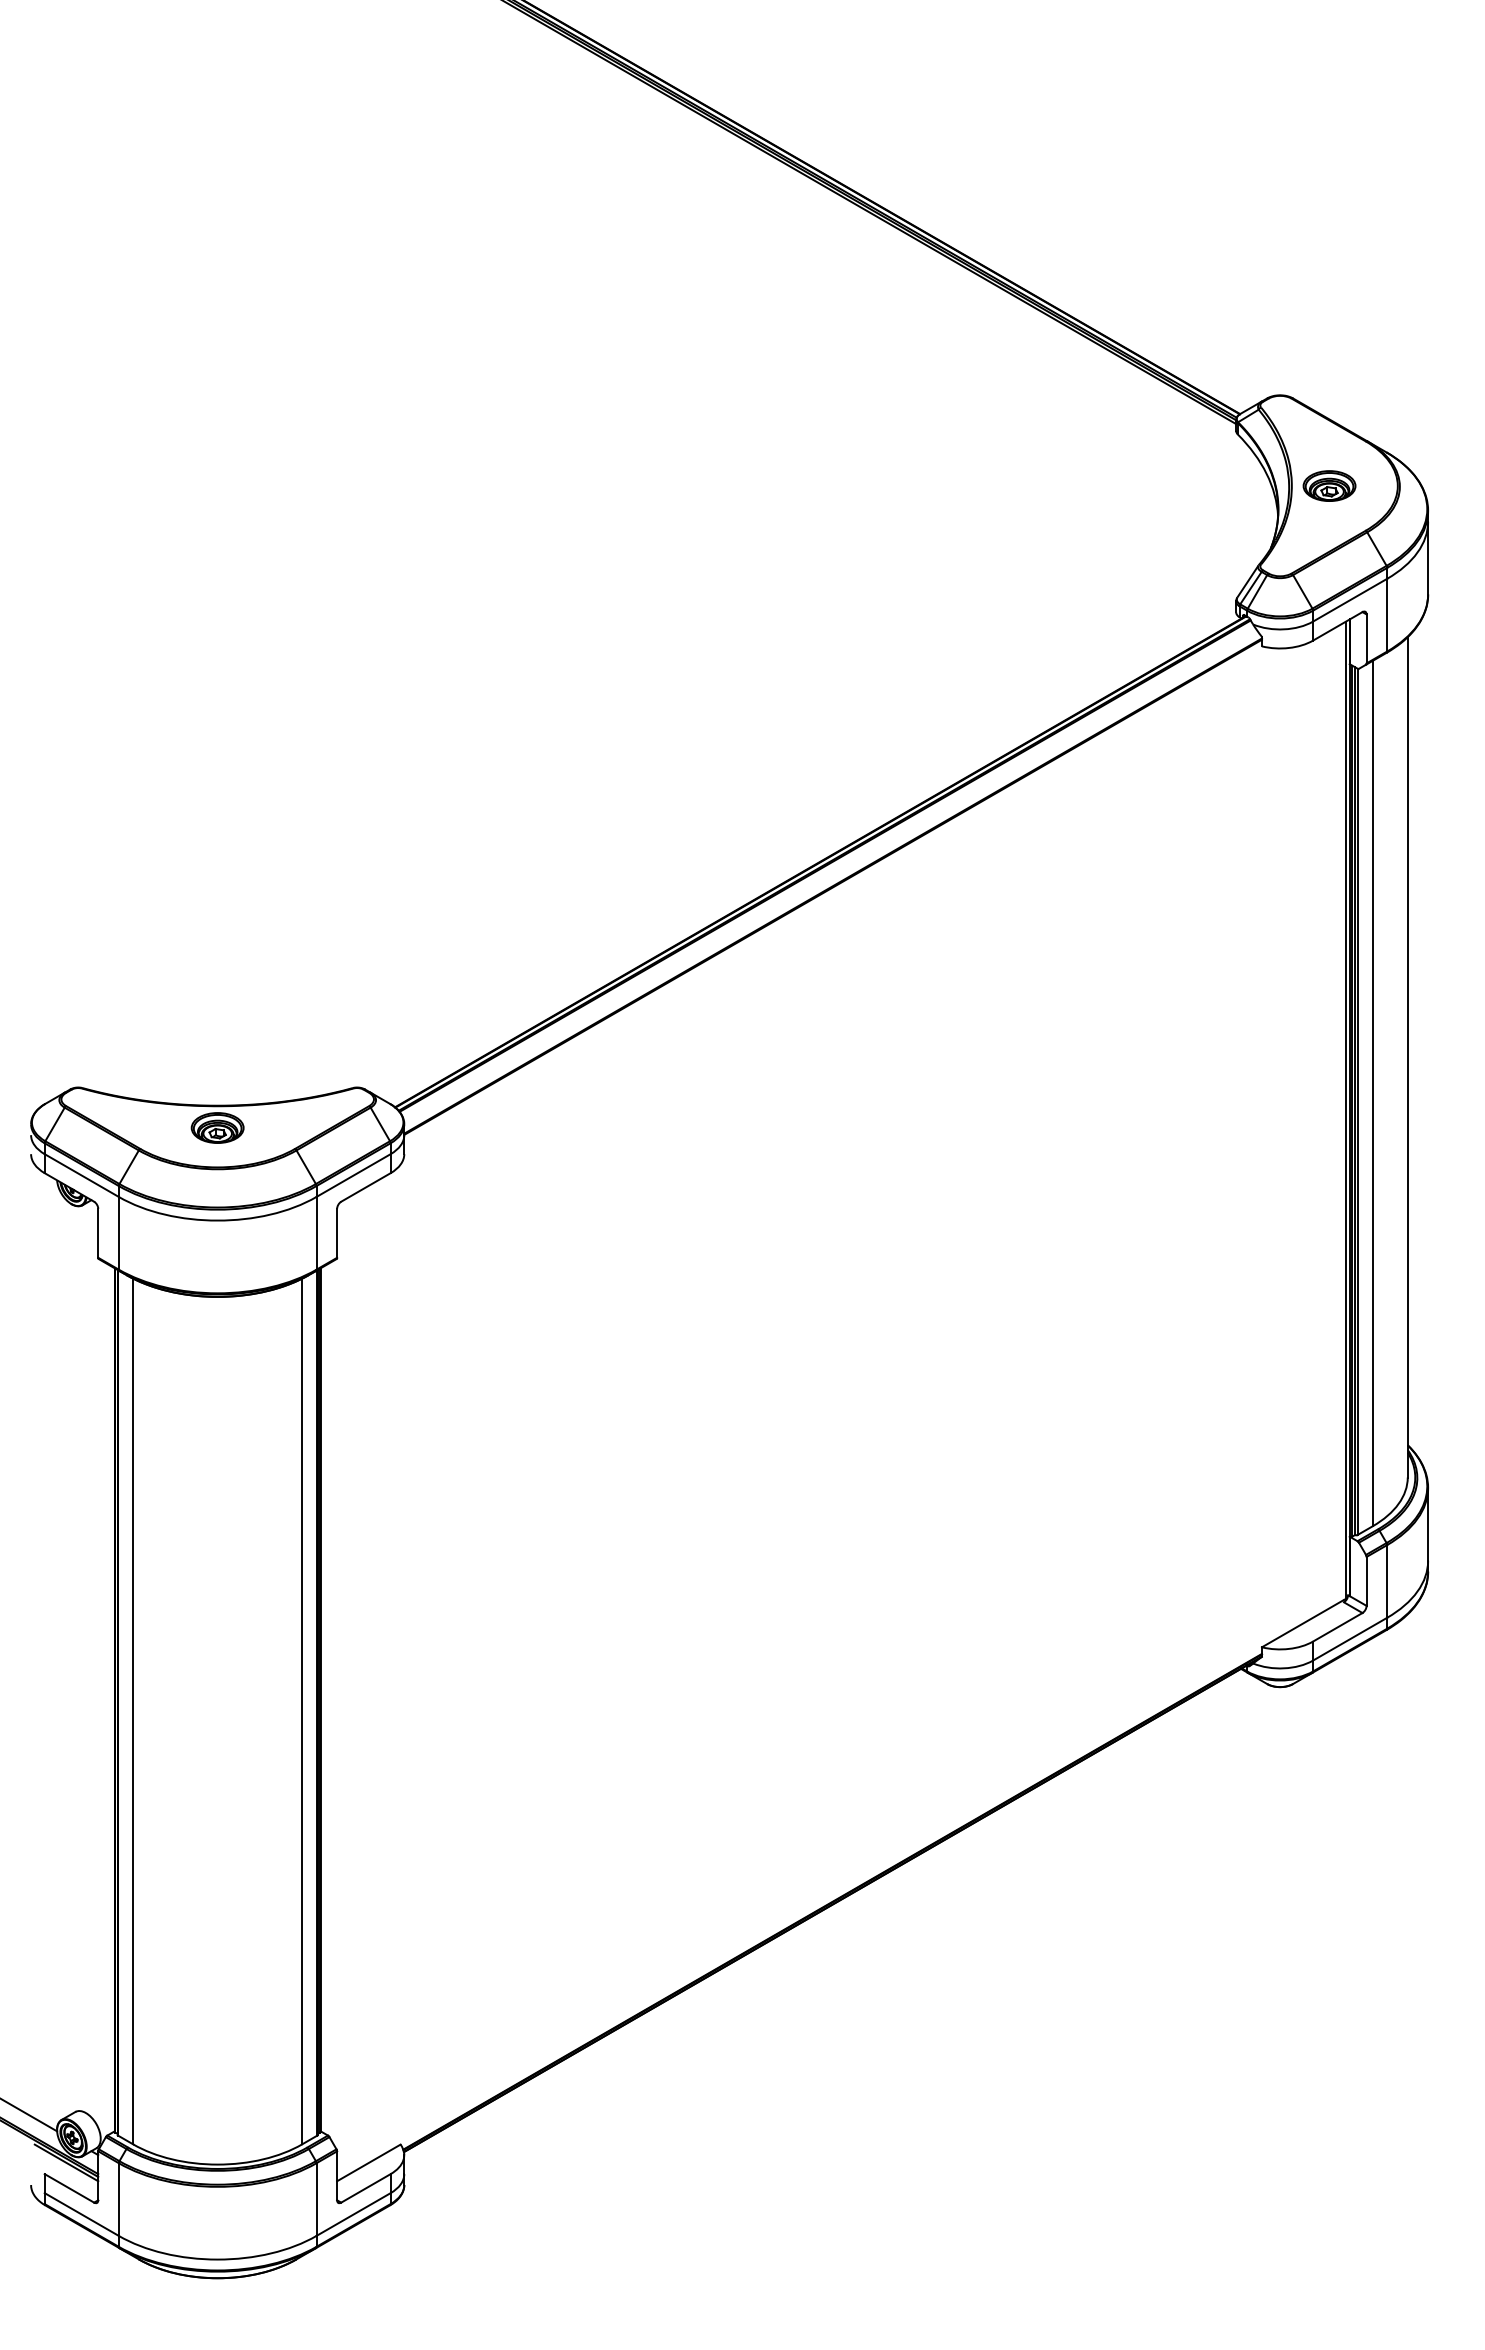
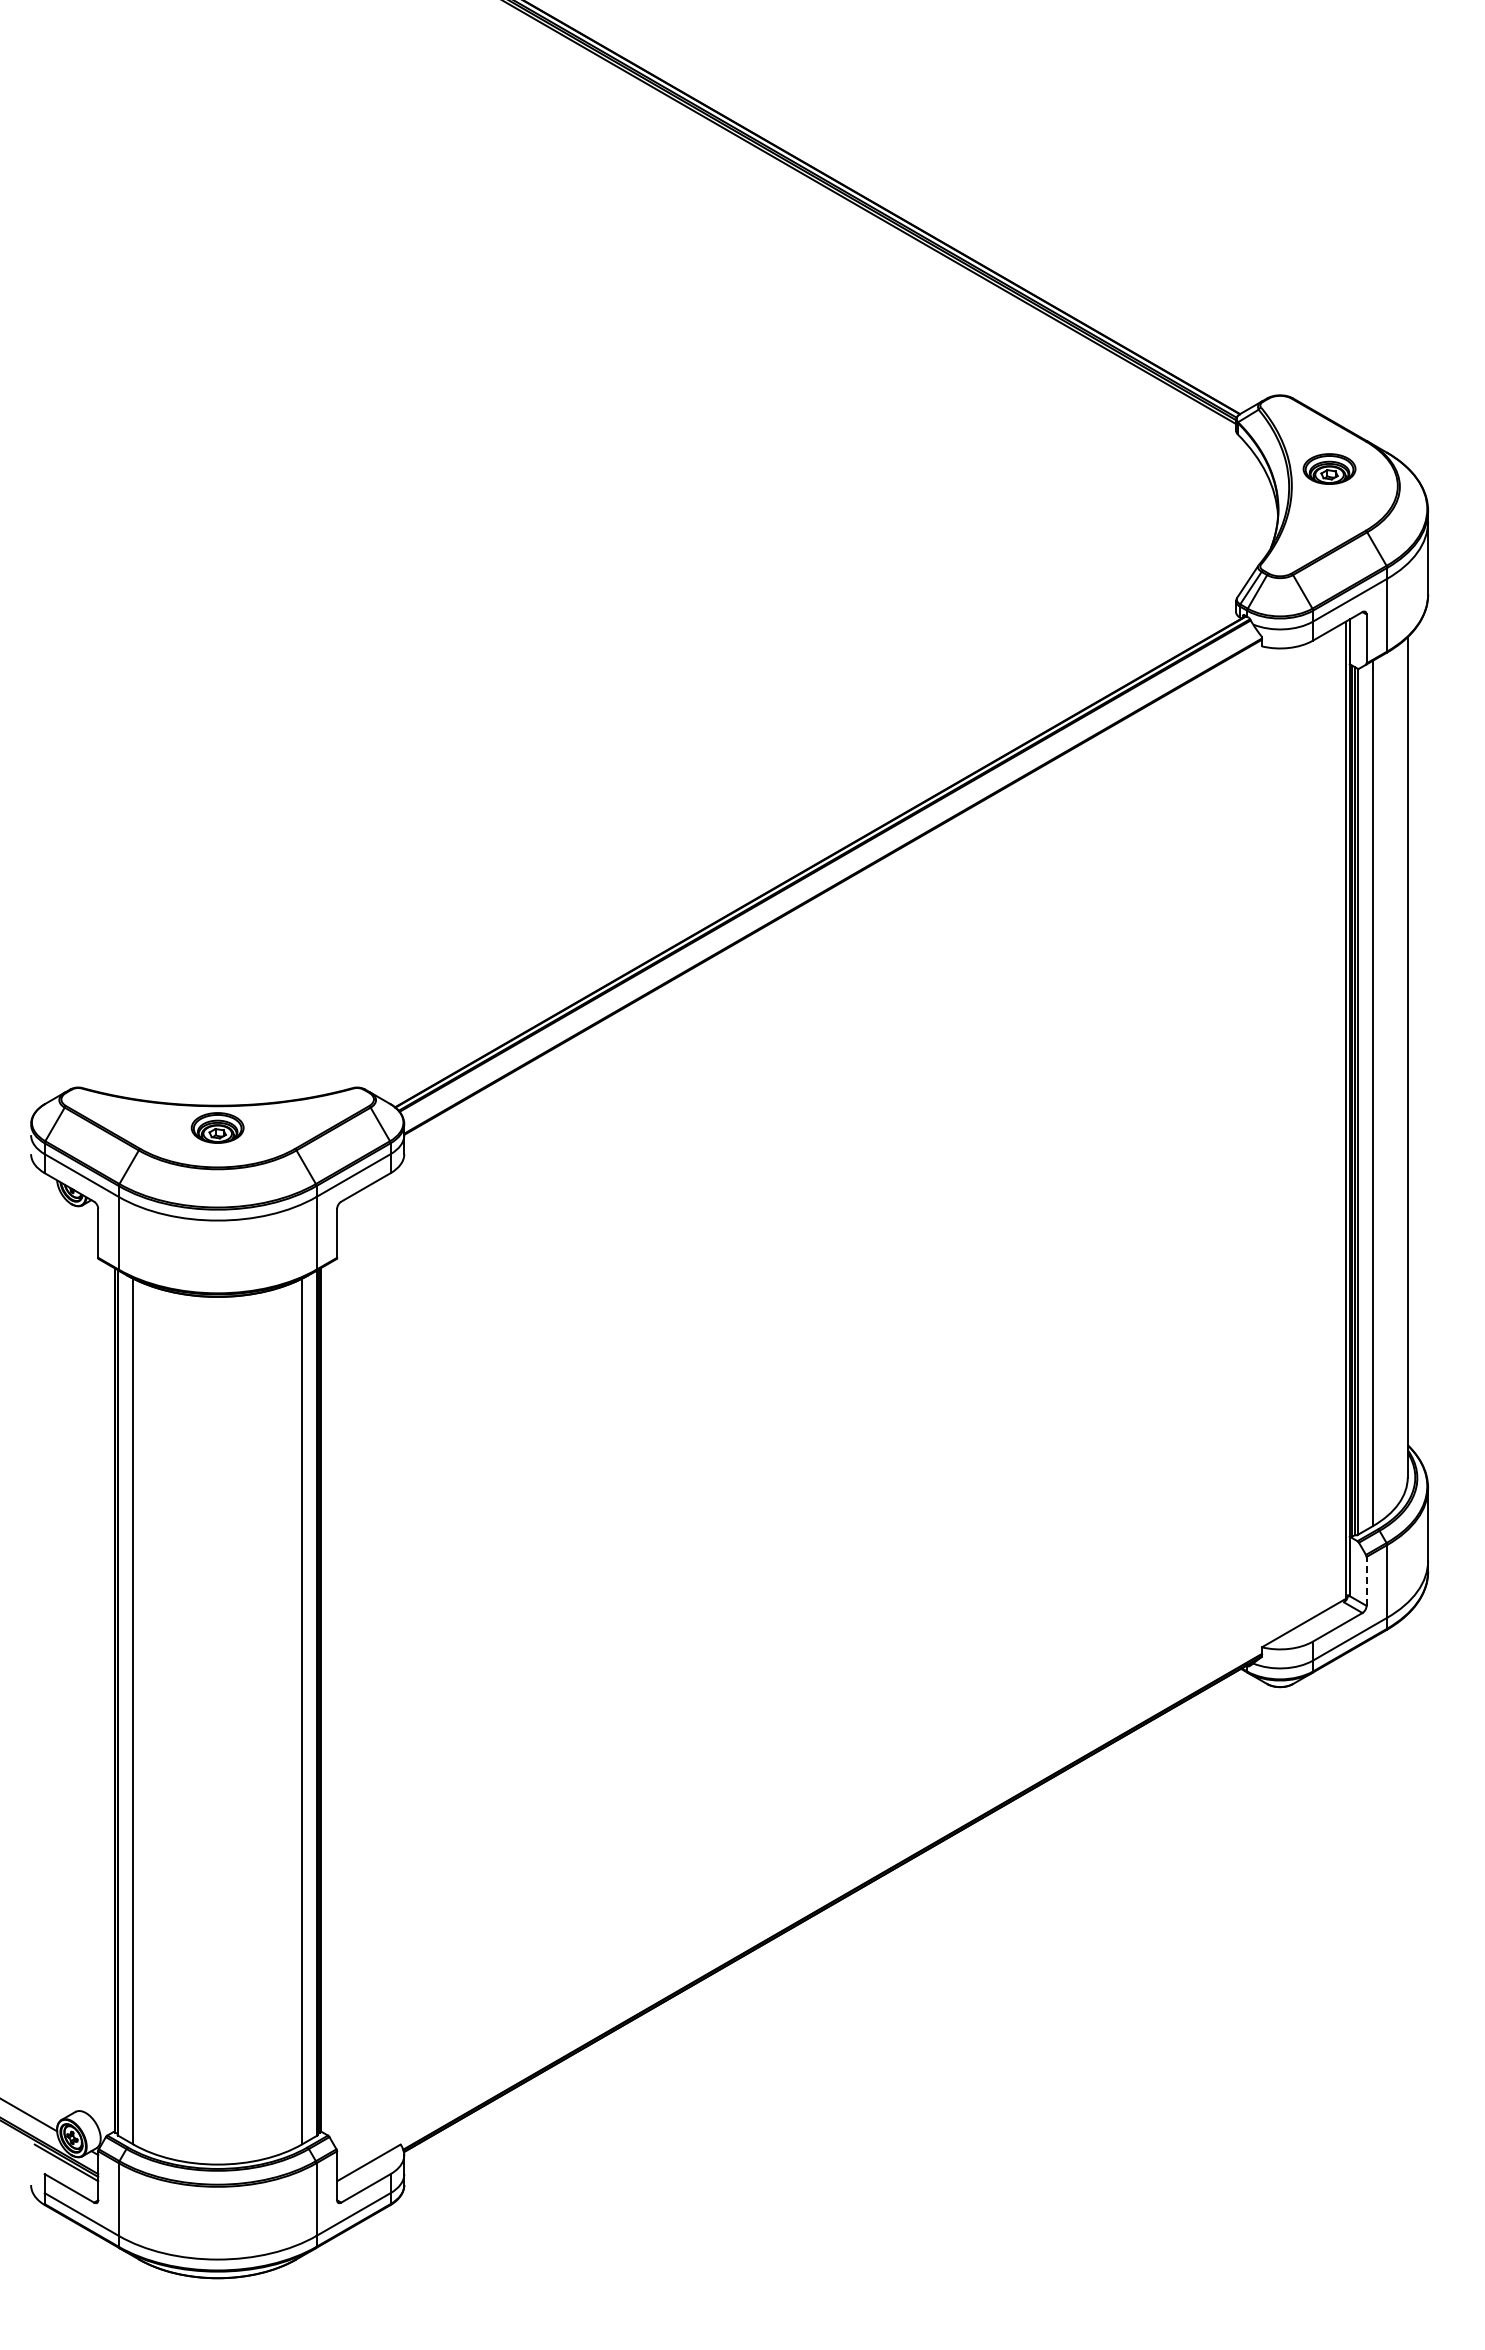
part position: (1329, 485) -> (1329, 468) (1329, 468)
line: solid -> dashed (1366, 1580)
